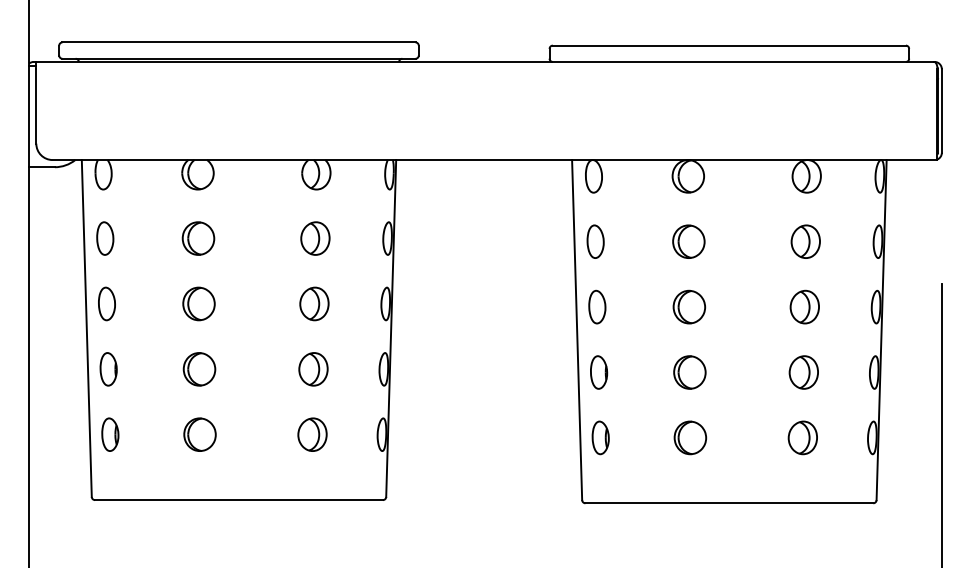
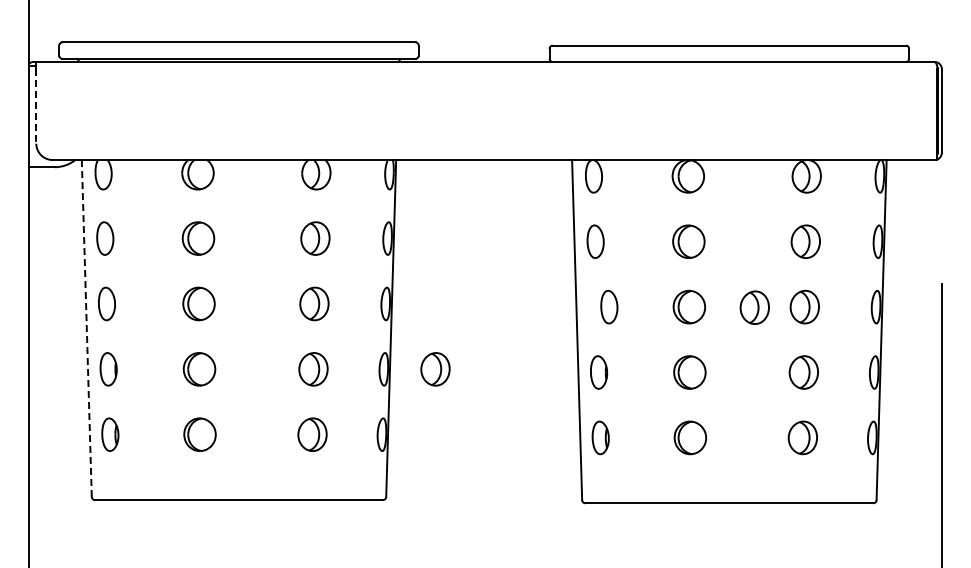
line: solid -> dashed (36, 106)
part position: (597, 306) -> (609, 306) (609, 306)
part: none -> present (754, 307)
line: solid -> dashed (86, 328)
part: none -> present (435, 369)
